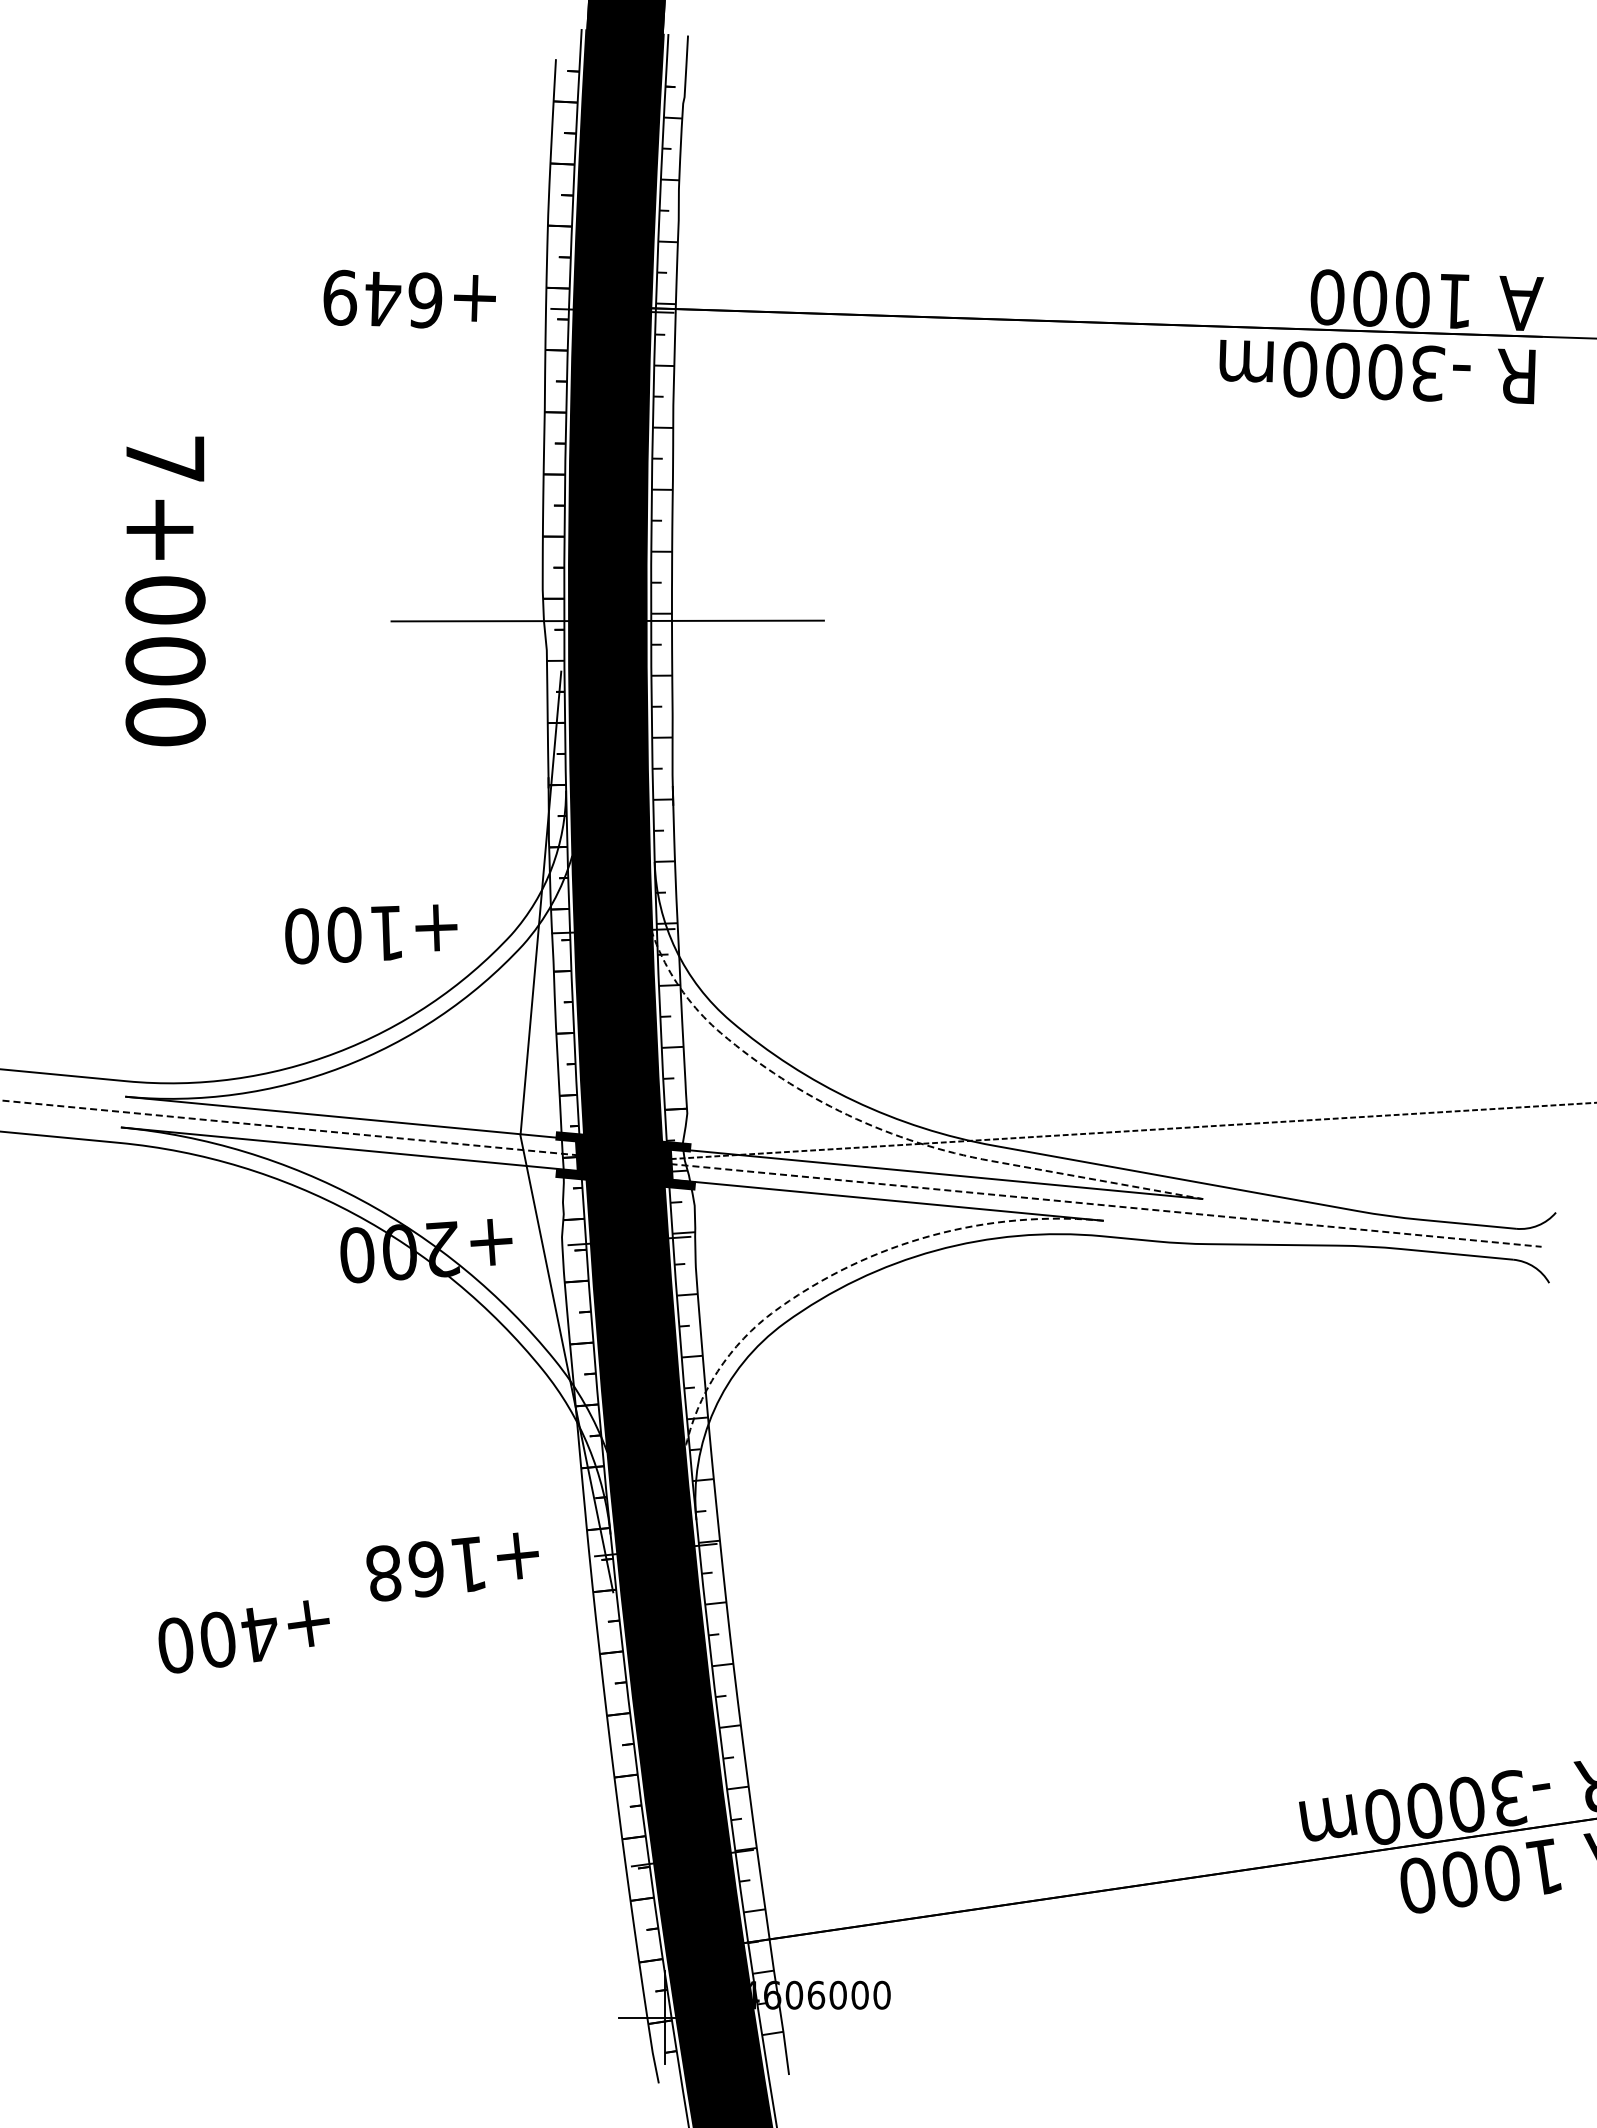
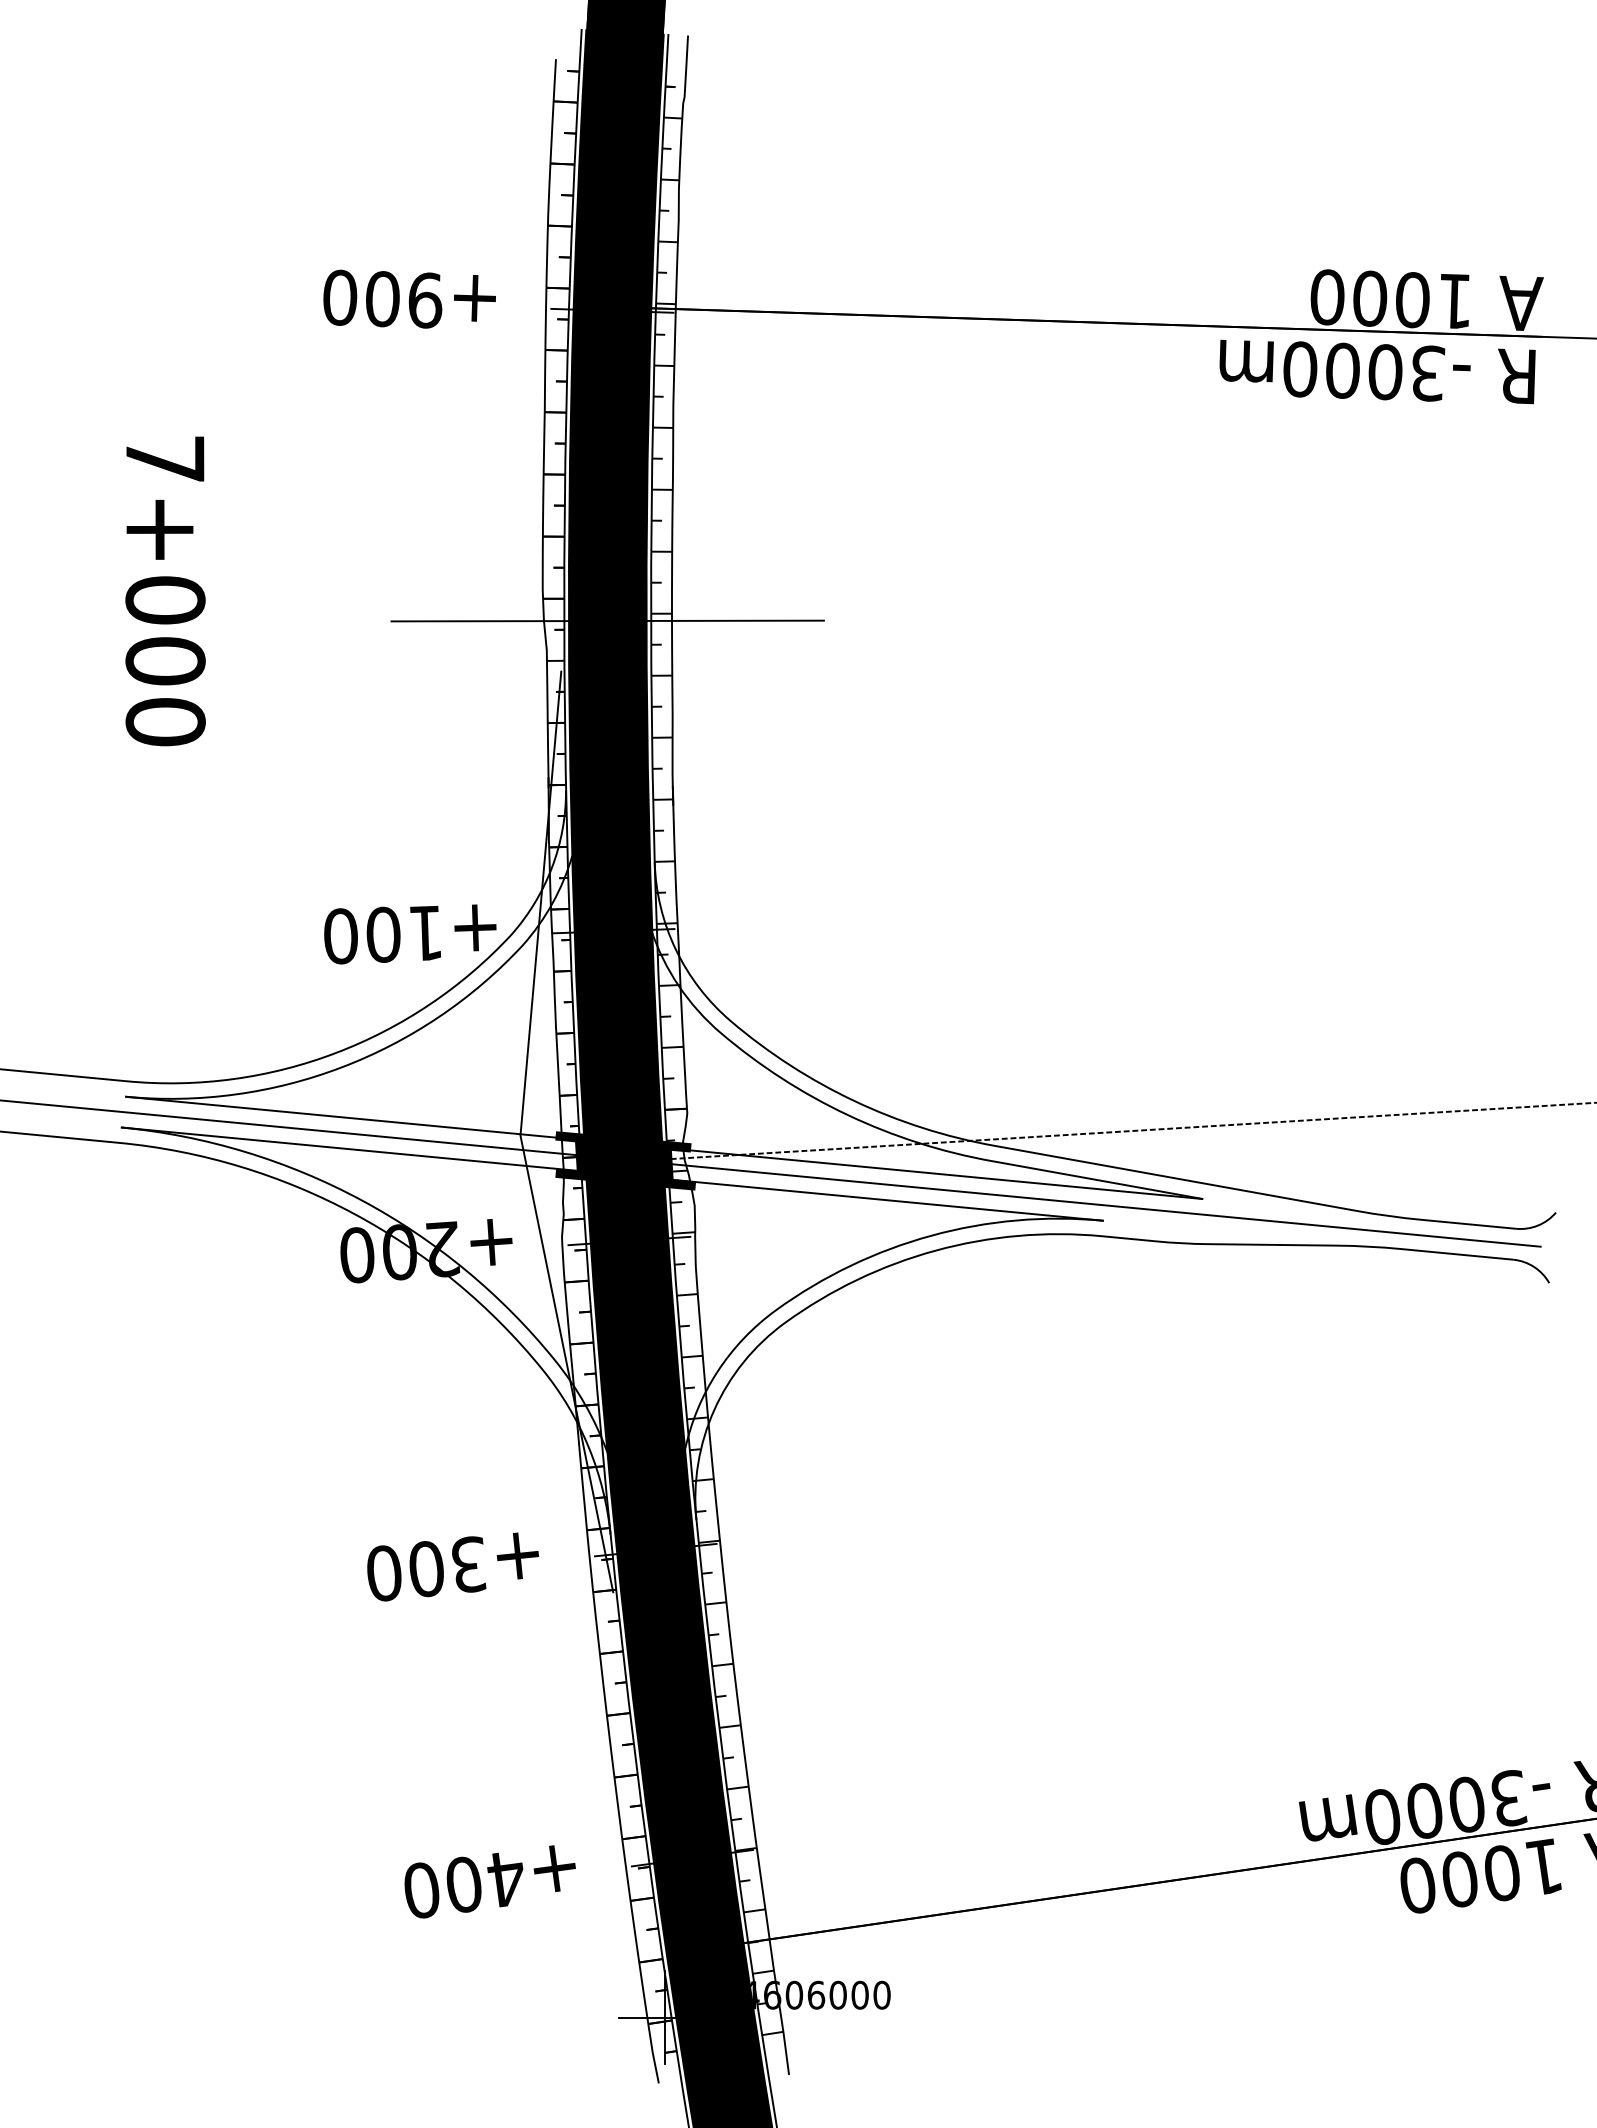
text: +649 -> +900 (382, 298)
text position: (371, 934) -> (410, 934) (410, 934)
line: dashed -> solid (882, 1130)
line: dashed -> solid (771, 1173)
line: dashed -> solid (847, 1267)
text: +168 -> +300 (426, 1568)
text position: (243, 1636) -> (489, 1881) (489, 1881)
